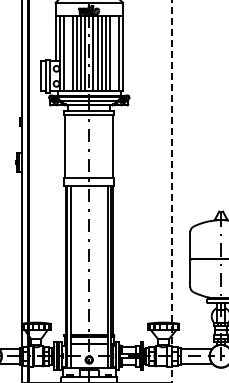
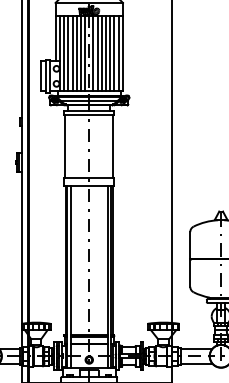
line: none -> present (68, 53)
line: none -> present (114, 53)
line: dashed -> solid (171, 190)
